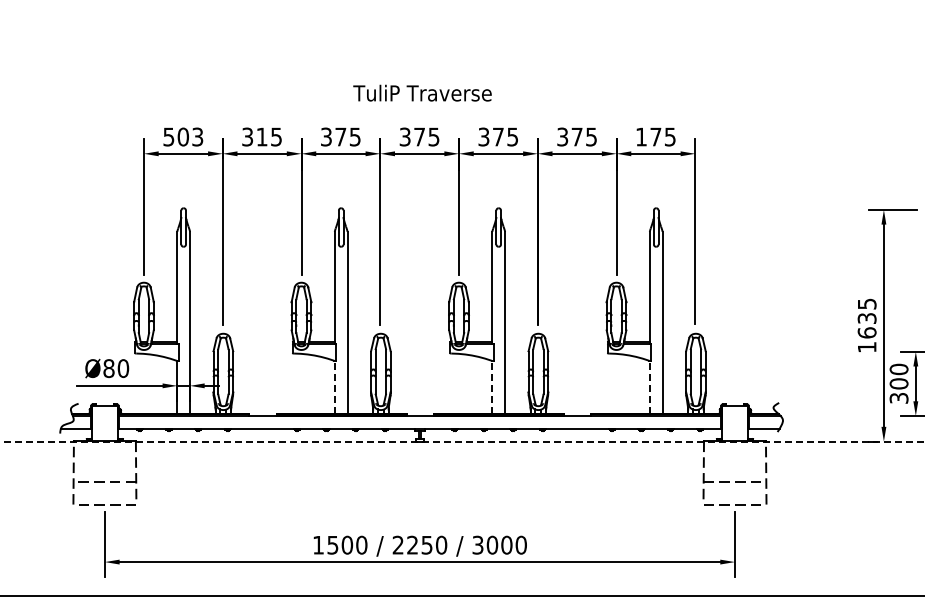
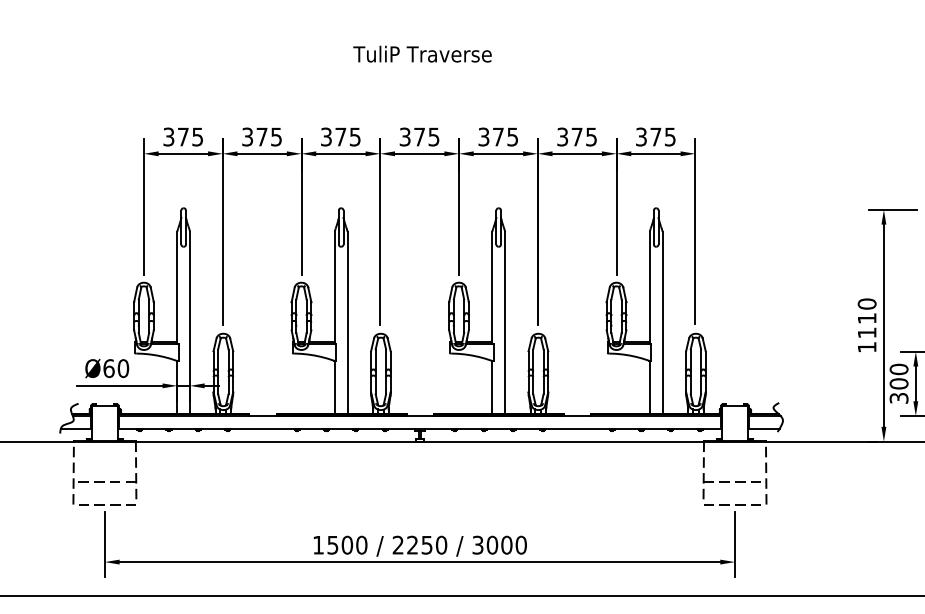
text position: (422, 92) -> (422, 53) (422, 53)
text: 503 -> 375 (183, 136)
text: 315 -> 375 (261, 136)
text: 175 -> 375 (641, 136)
text: 1635 -> 1110 (866, 318)
text: Ø80 -> Ø60 (108, 368)
line: dashed -> solid (334, 387)
line: dashed -> solid (492, 387)
line: dashed -> solid (649, 387)
line: dashed -> solid (462, 441)
